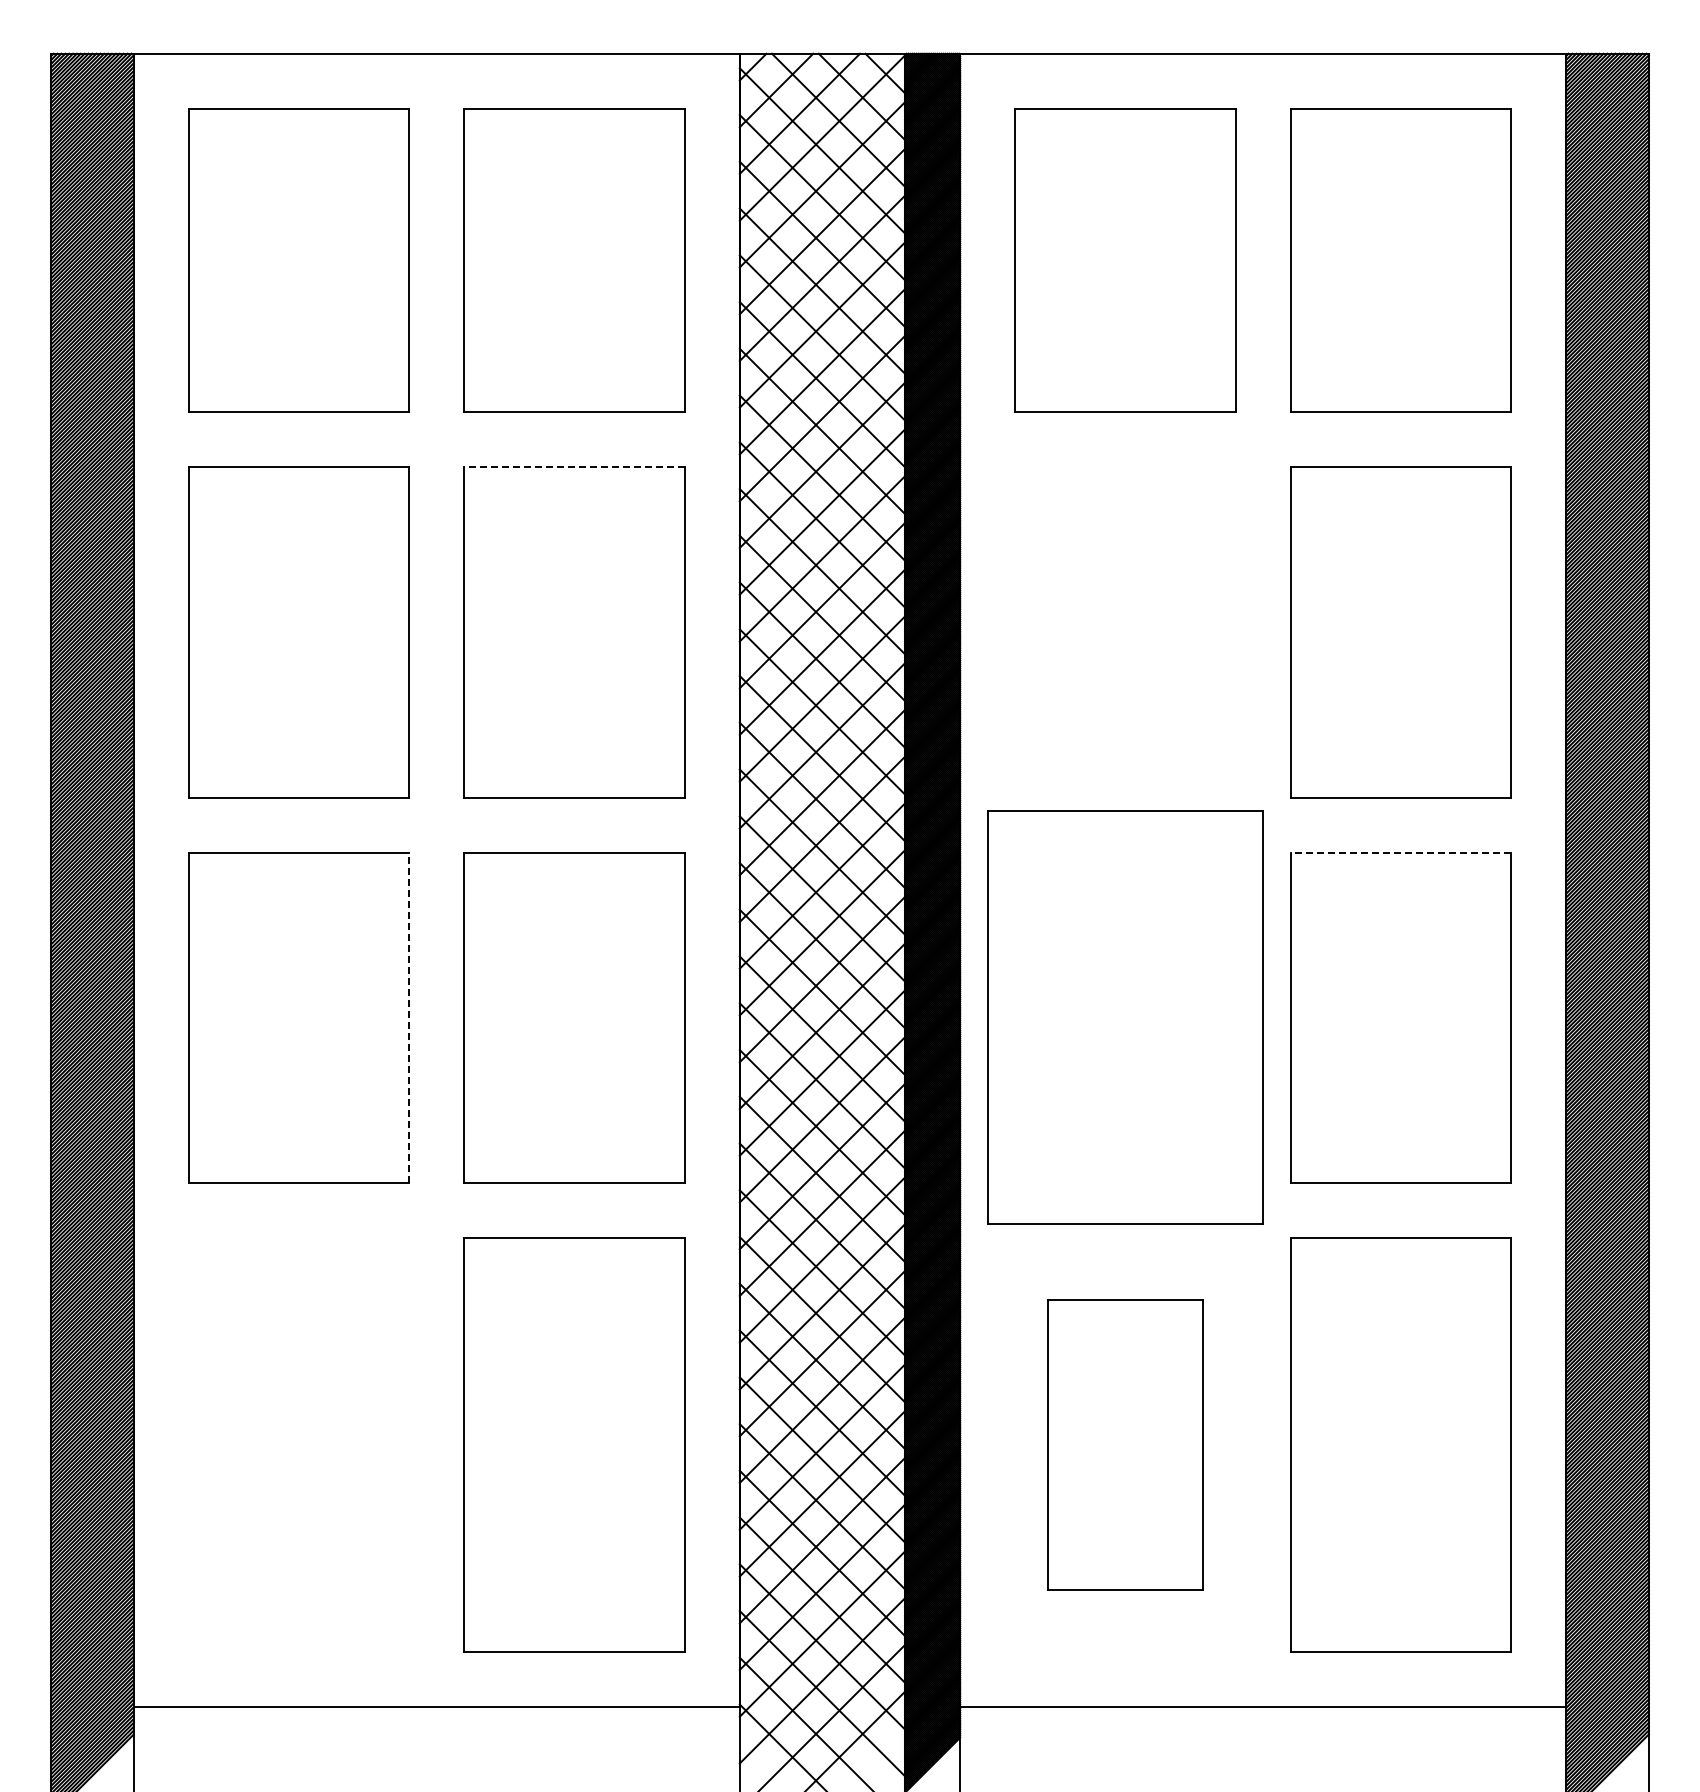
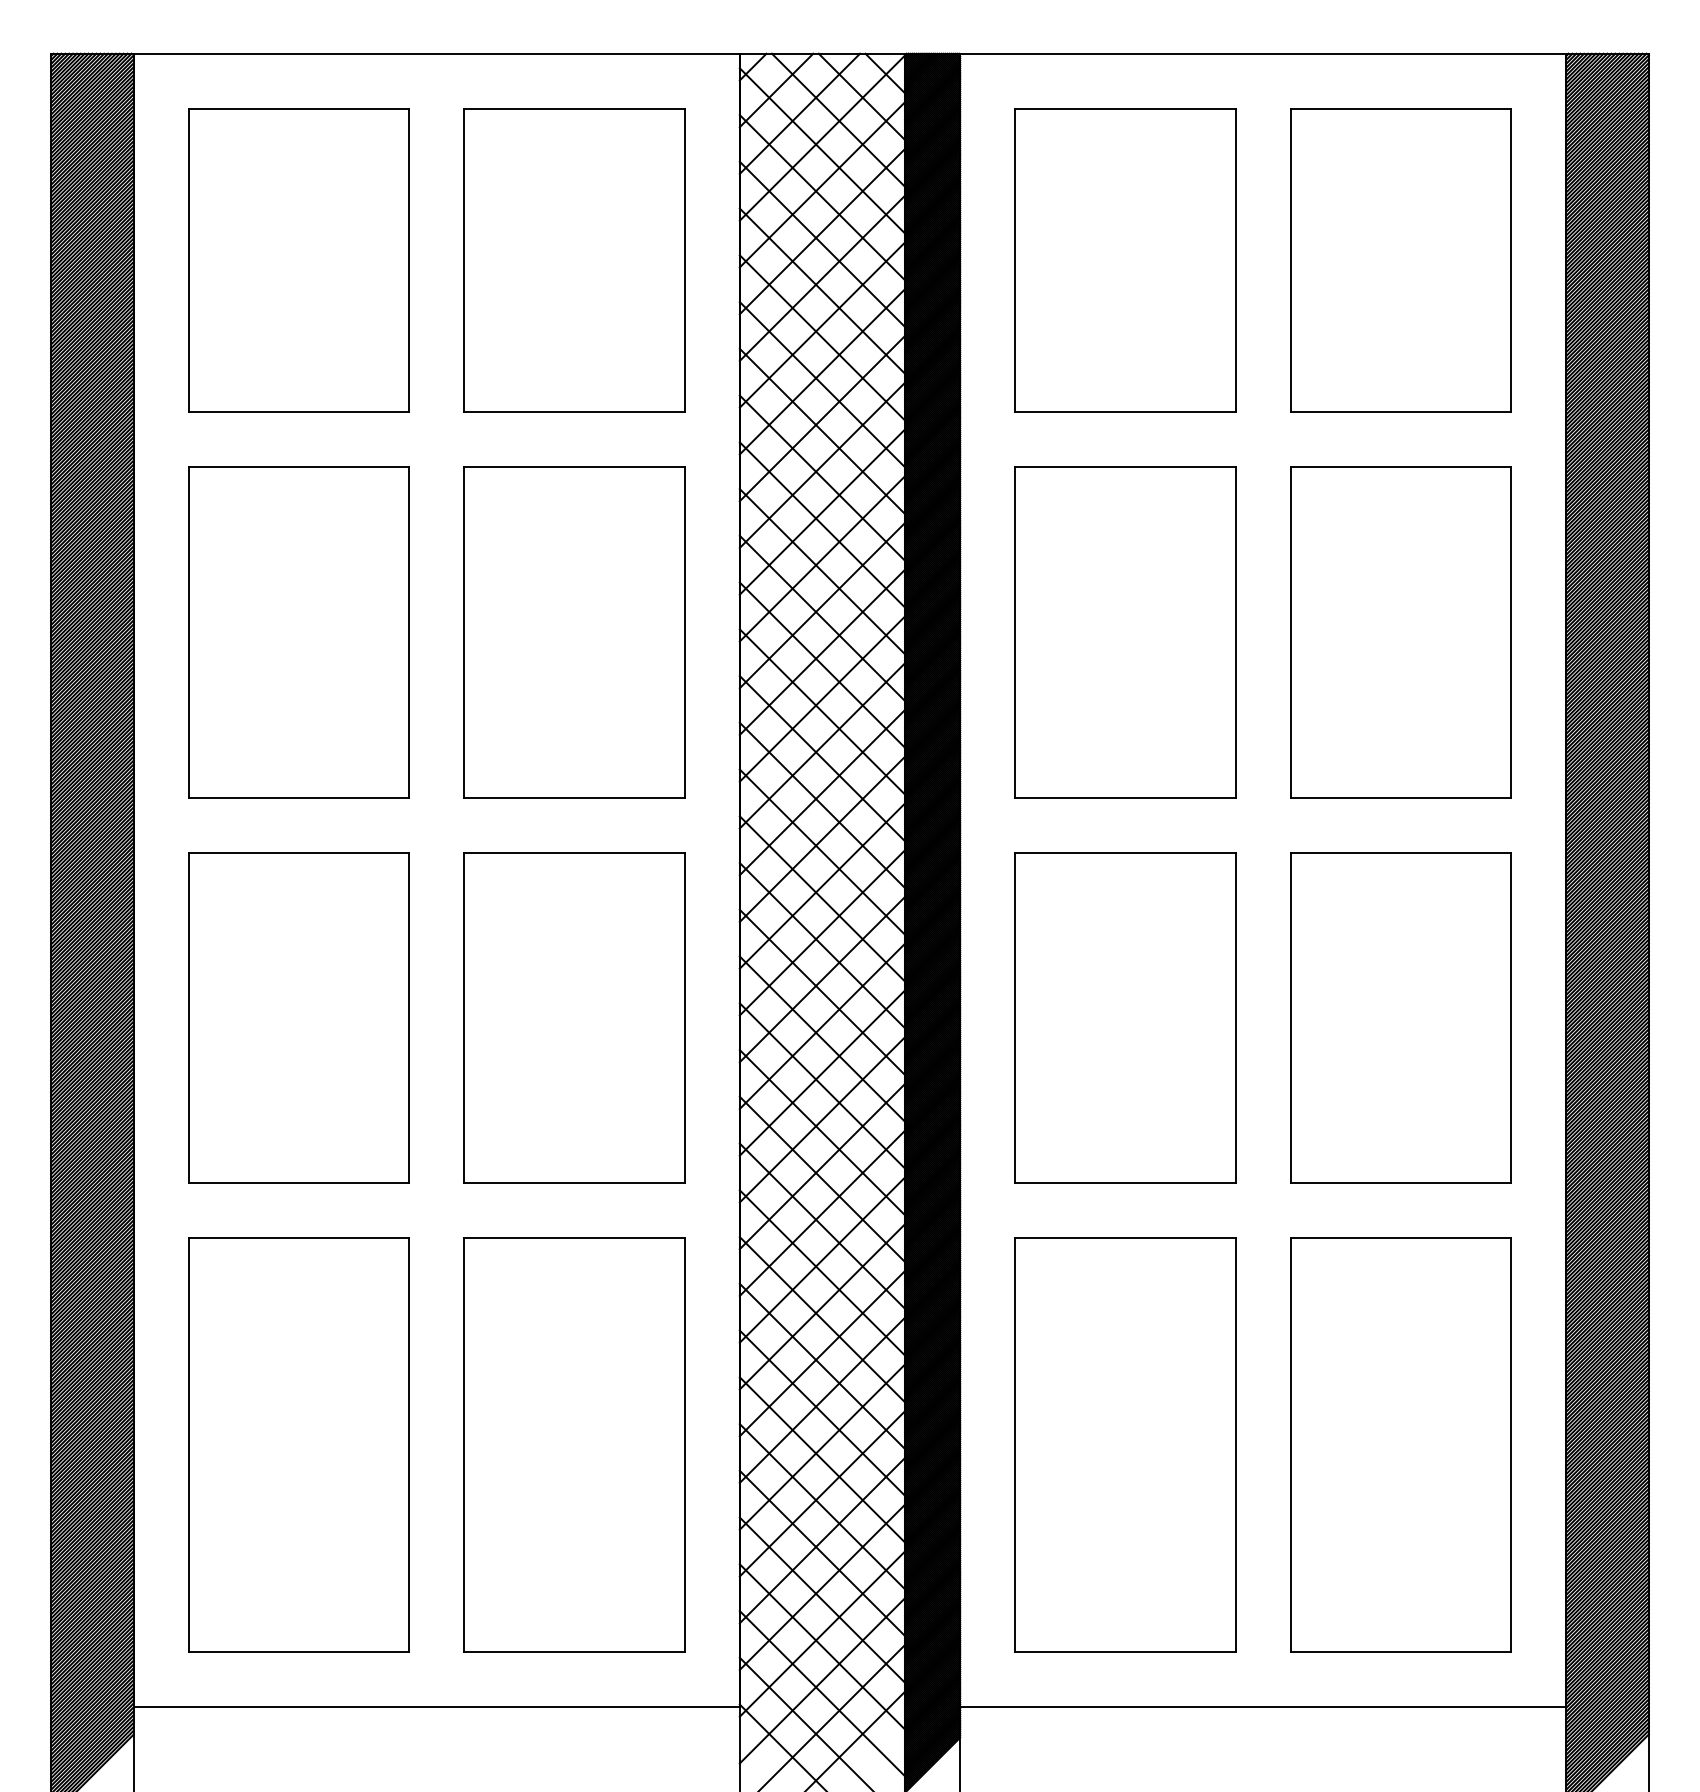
line: dashed -> solid (574, 466)
part: none -> present (1125, 632)
line: dashed -> solid (1400, 852)
line: dashed -> solid (409, 1017)
part size: 277x415 px -> 223x332 px (1125, 1017)
part: none -> present (298, 1444)
part size: 157x292 px -> 223x416 px (1125, 1444)
